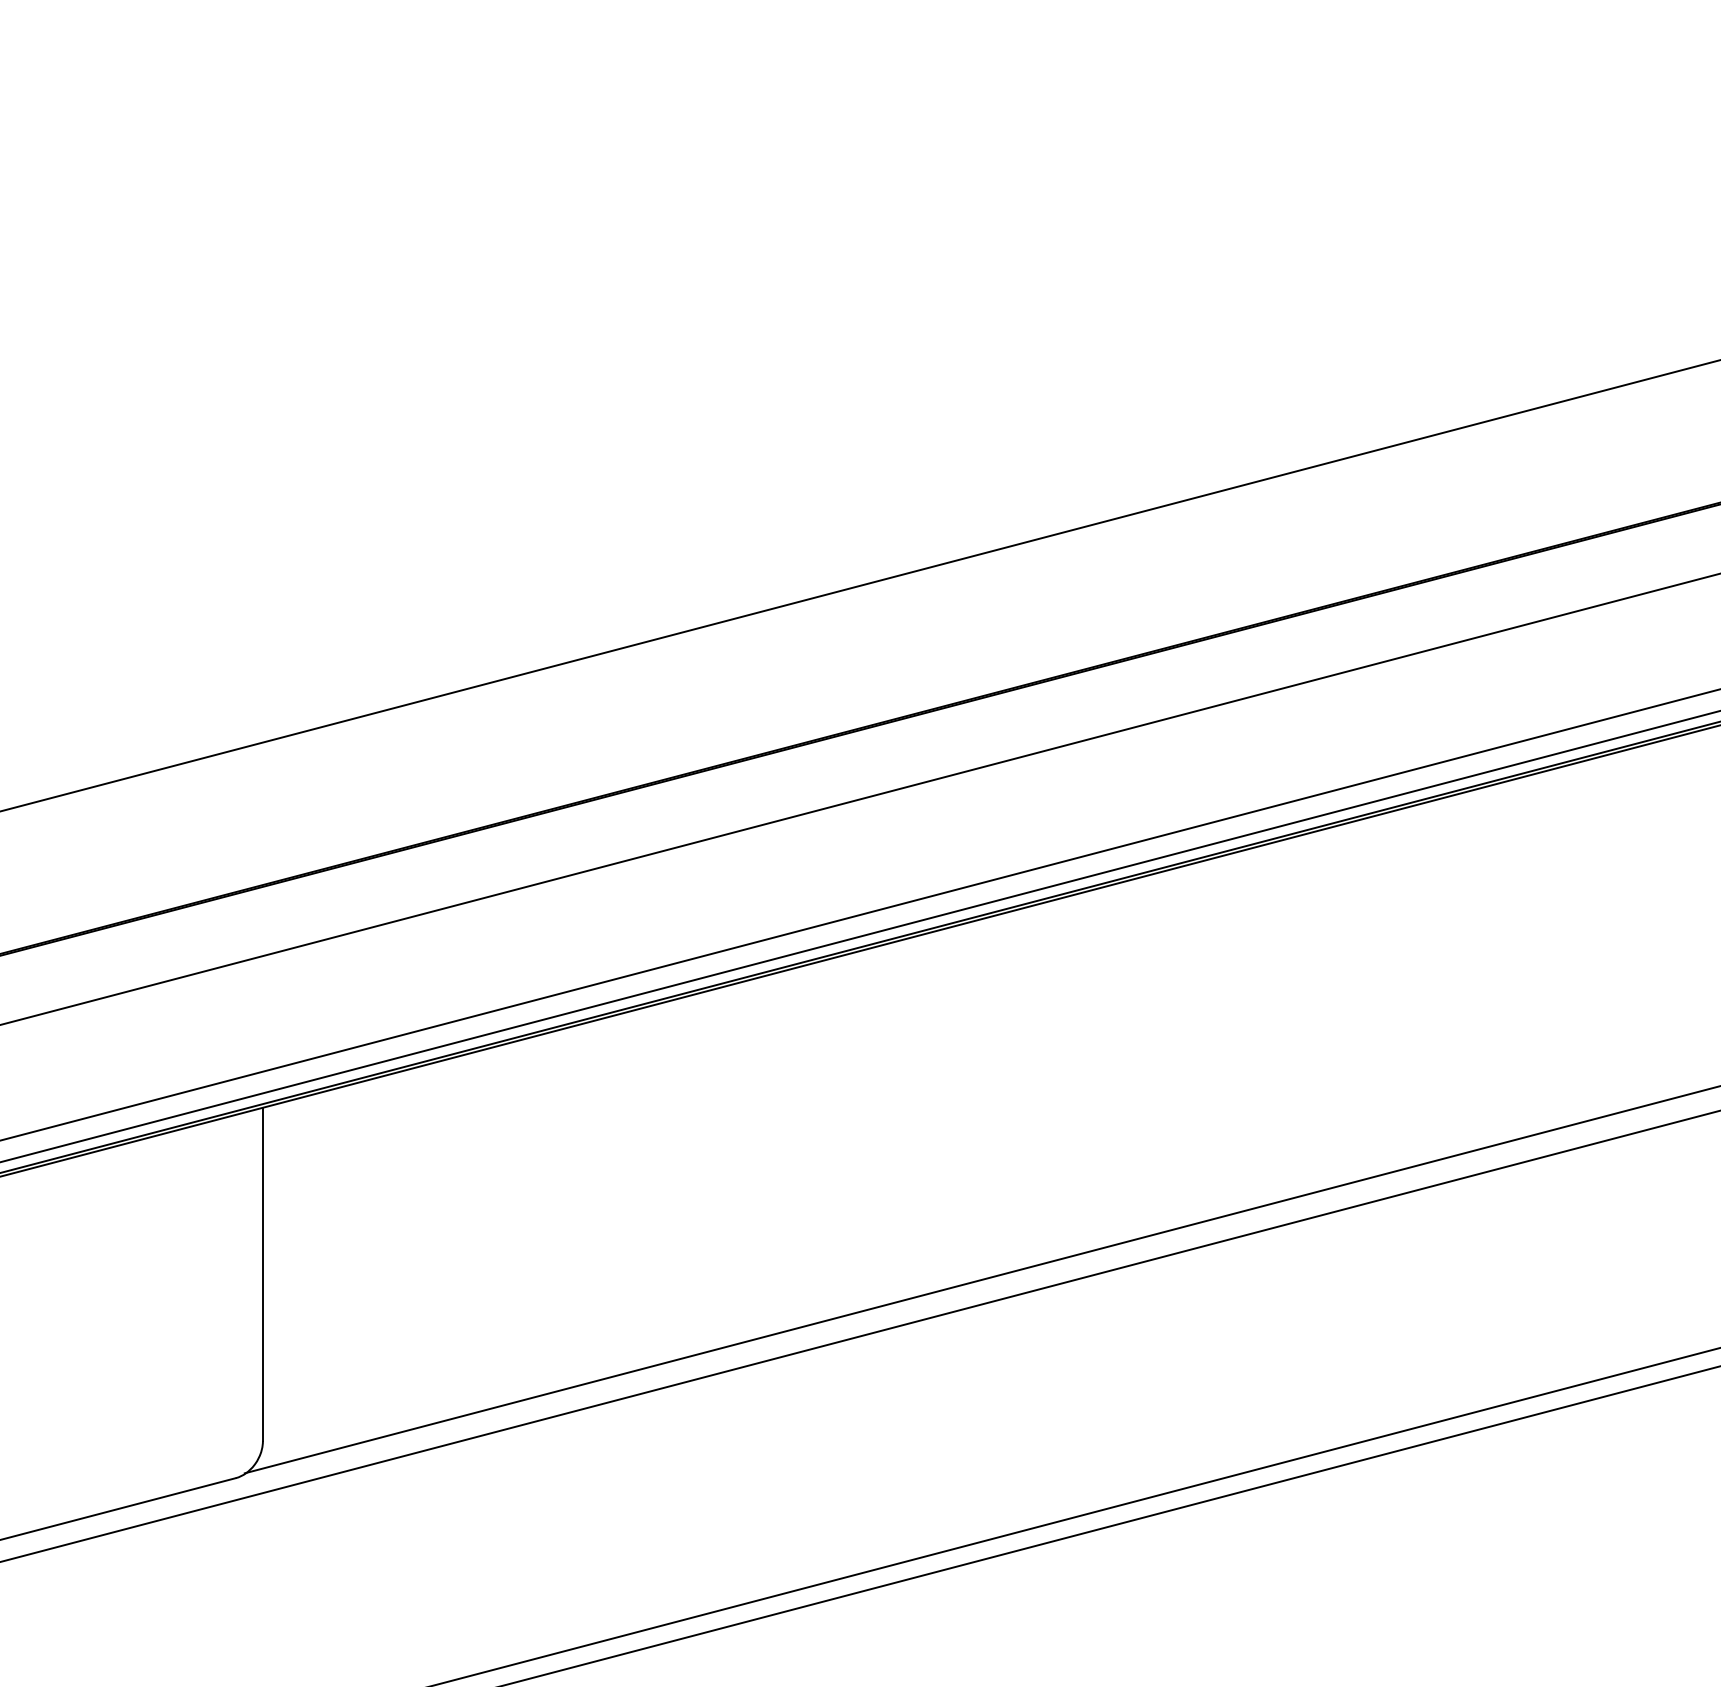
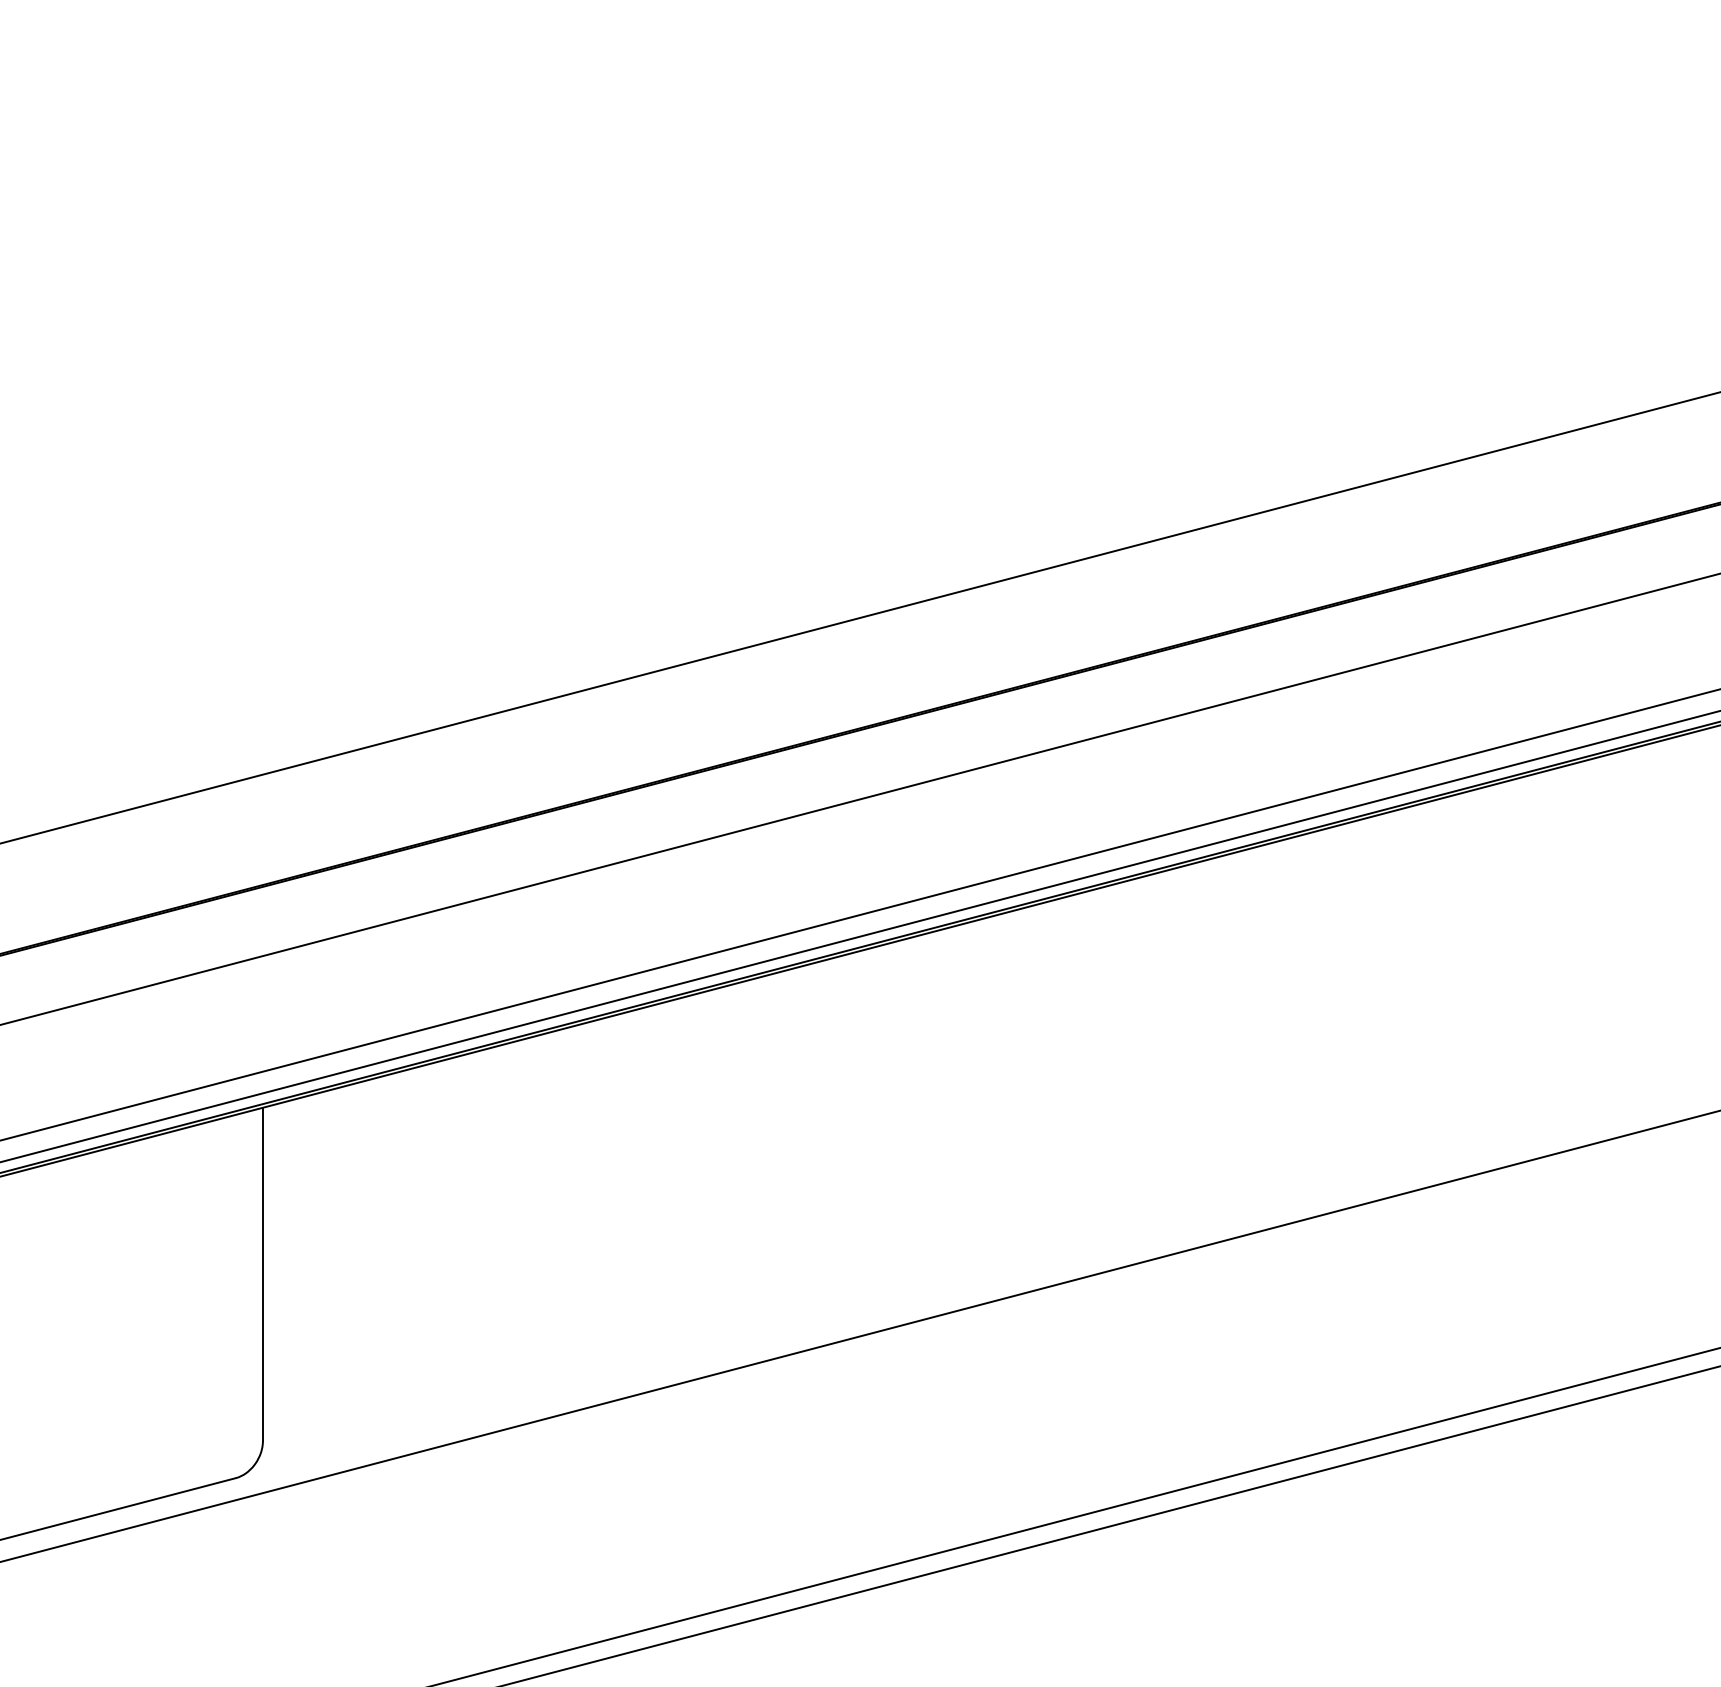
line position: (859, 585) -> (859, 618) (859, 618)
line: present -> none (980, 1279)
